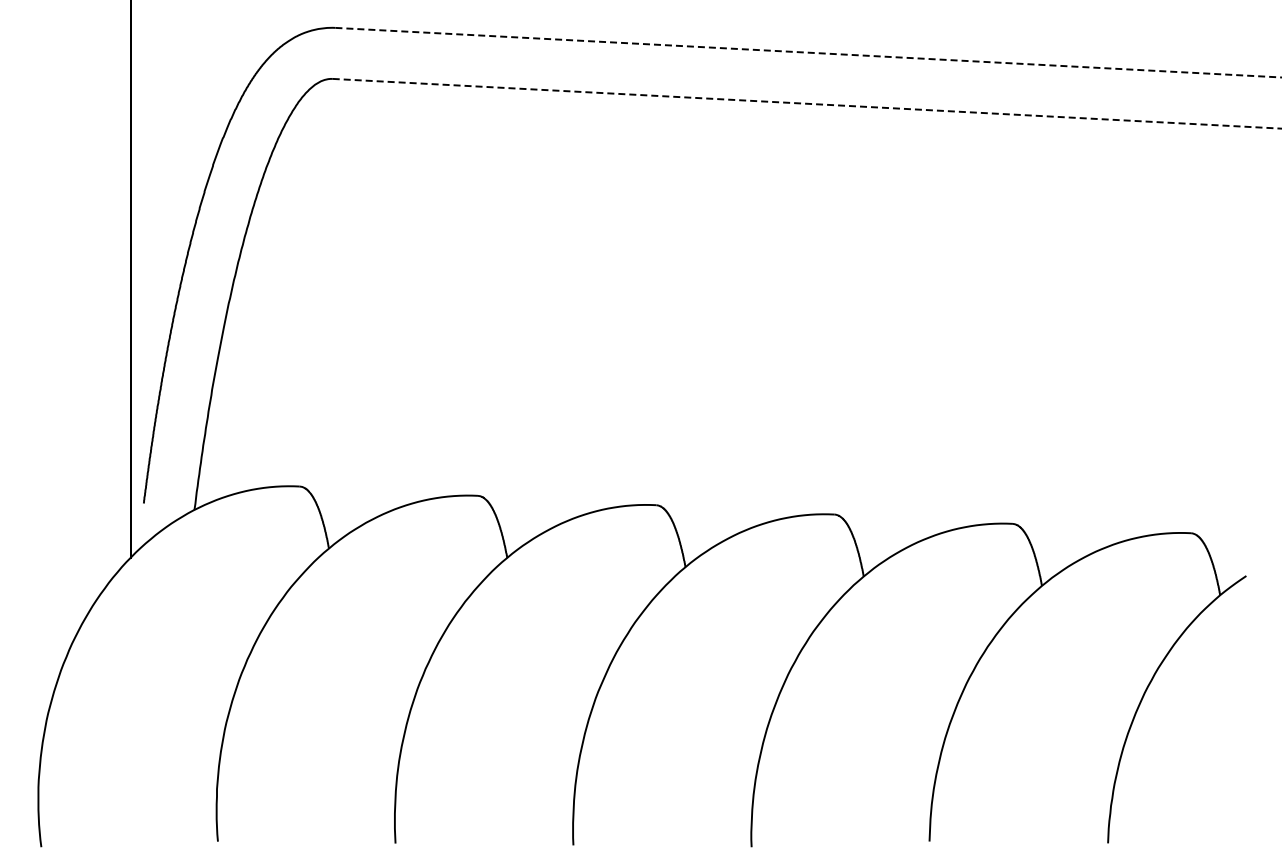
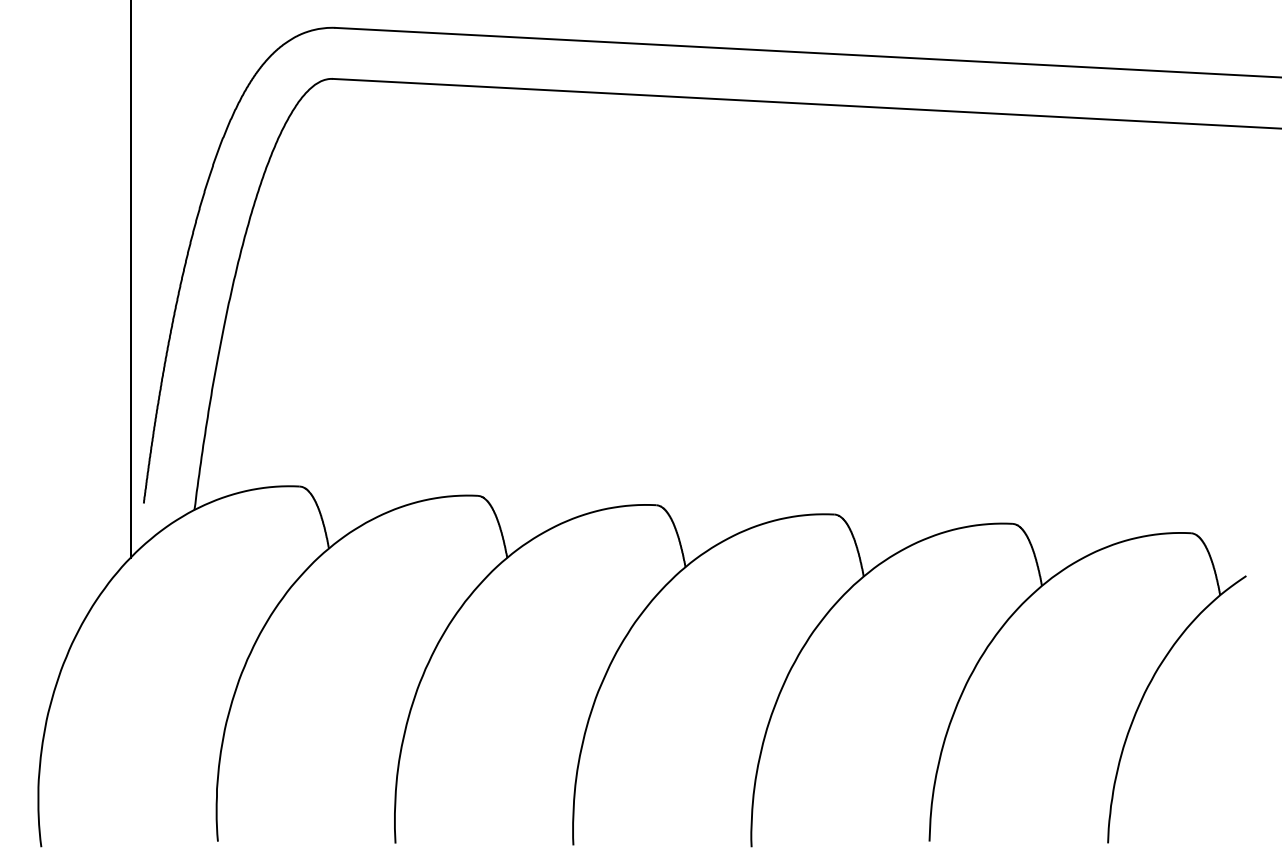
line: dashed -> solid (808, 52)
line: dashed -> solid (807, 103)
